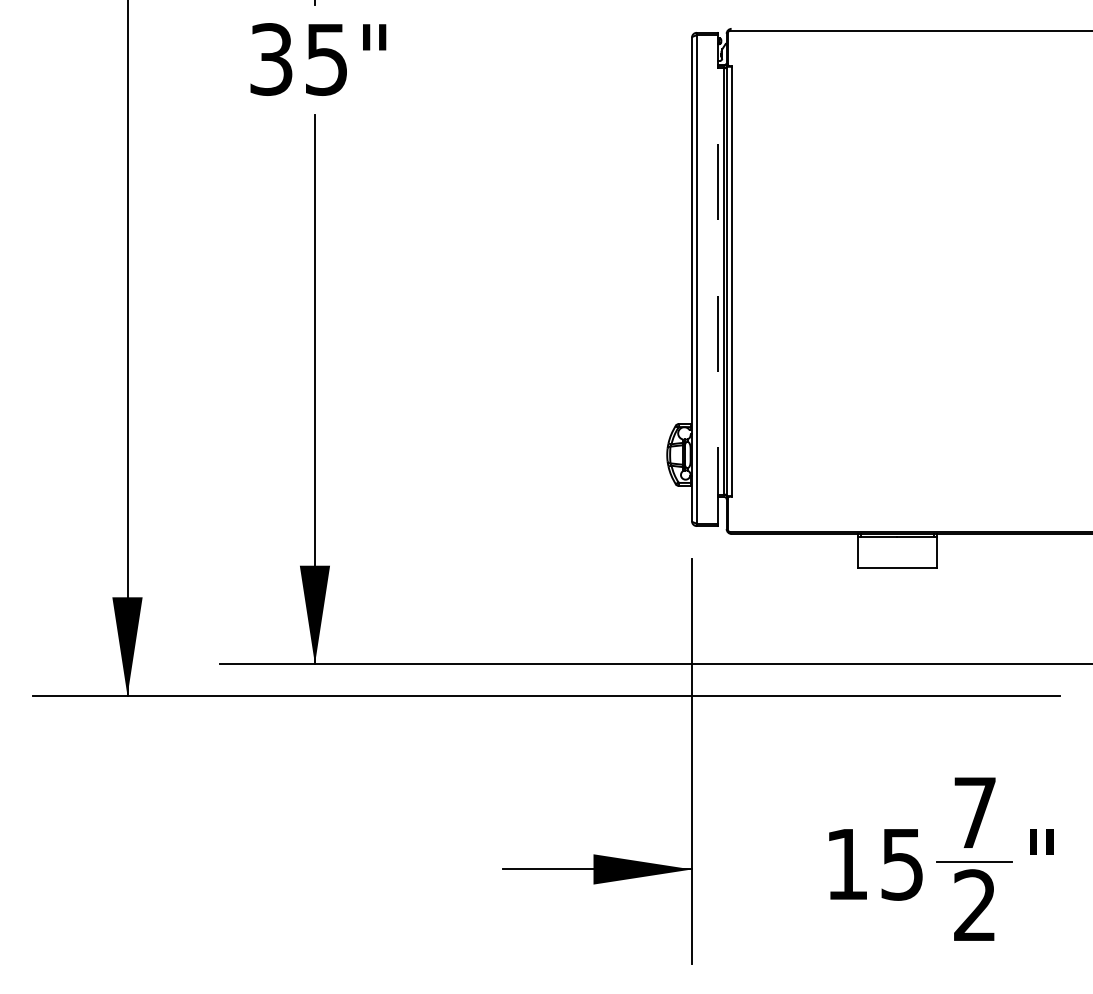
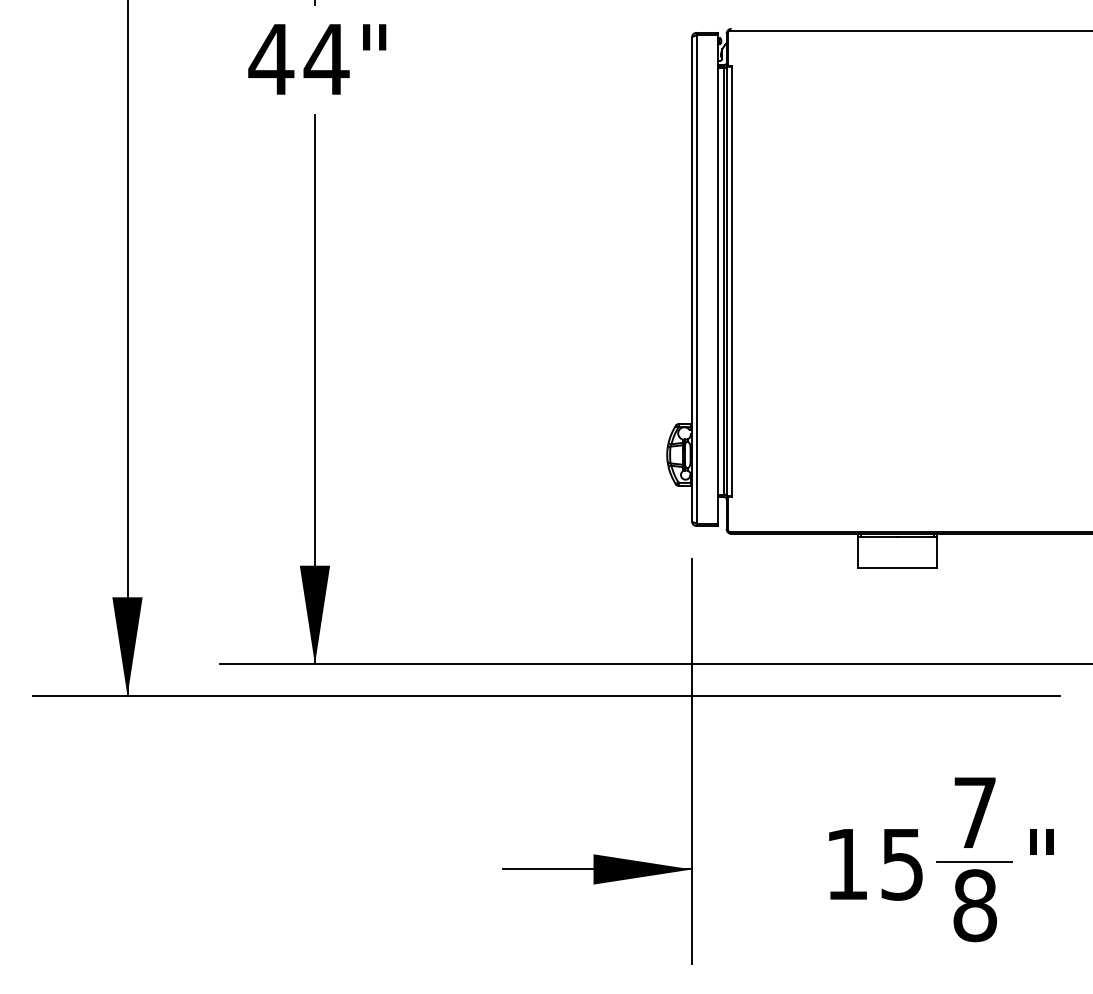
text: 35" -> 44" (298, 59)
line: dashed -> solid (718, 279)
text: 2 -> 8 (975, 905)
